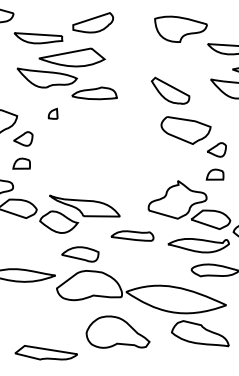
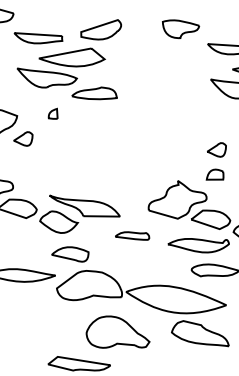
part position: (92, 22) -> (100, 29) (100, 29)
part size: 54x28 px -> 39x20 px (181, 28)
part: present -> none (170, 90)
part: present -> none (185, 130)
part: present -> none (21, 163)
part size: 45x12 px -> 36x10 px (132, 235)
part position: (80, 254) -> (70, 254) (70, 254)
part position: (45, 352) -> (78, 363) (78, 363)
